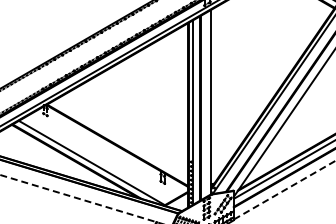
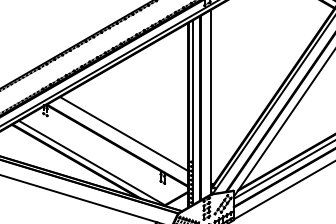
line: none -> present (123, 133)
line: dashed -> solid (284, 190)
line: dashed -> solid (81, 199)
